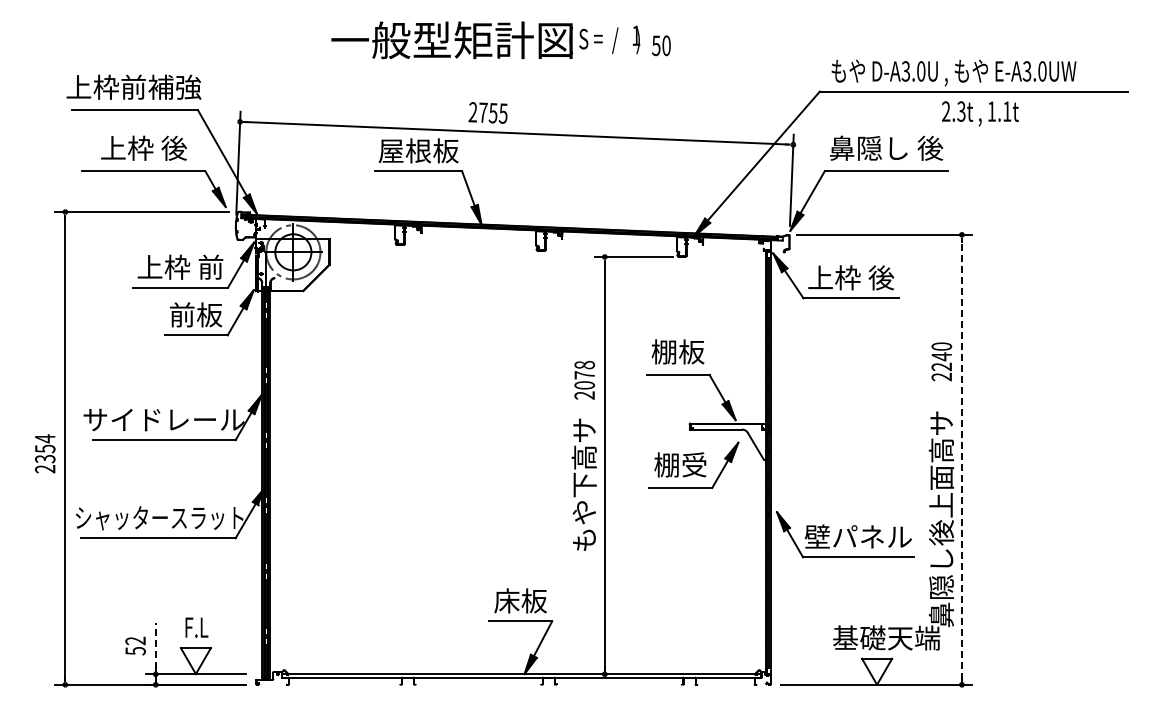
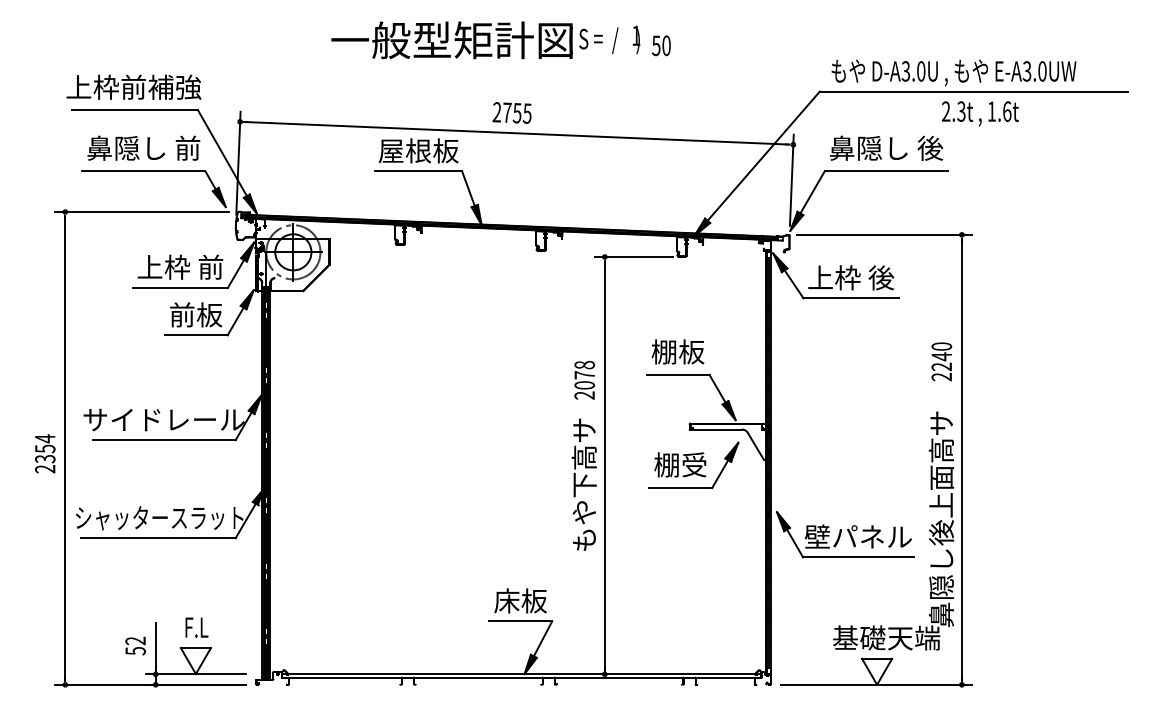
text: 1.1t -> 1.6t (1007, 111)
text position: (487, 112) -> (511, 112) (511, 112)
text: 上枠 後 -> 鼻隠し 前 (143, 147)
line: dashed -> solid (961, 459)
line: dashed -> solid (155, 645)
